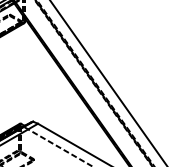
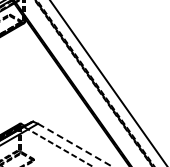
line: solid -> dashed (75, 145)
